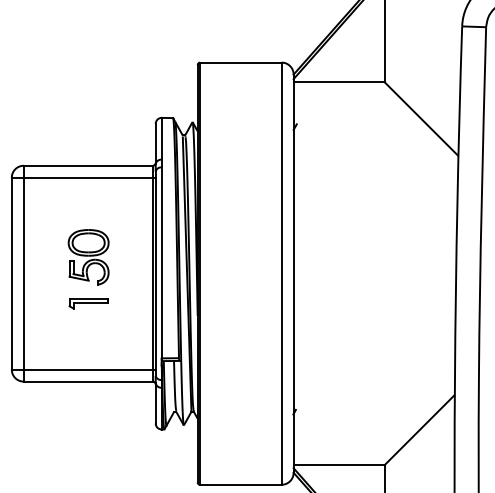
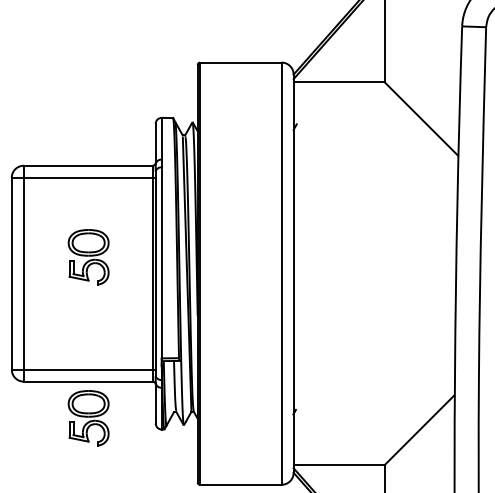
part: present -> none (88, 303)
part: none -> present (88, 418)
